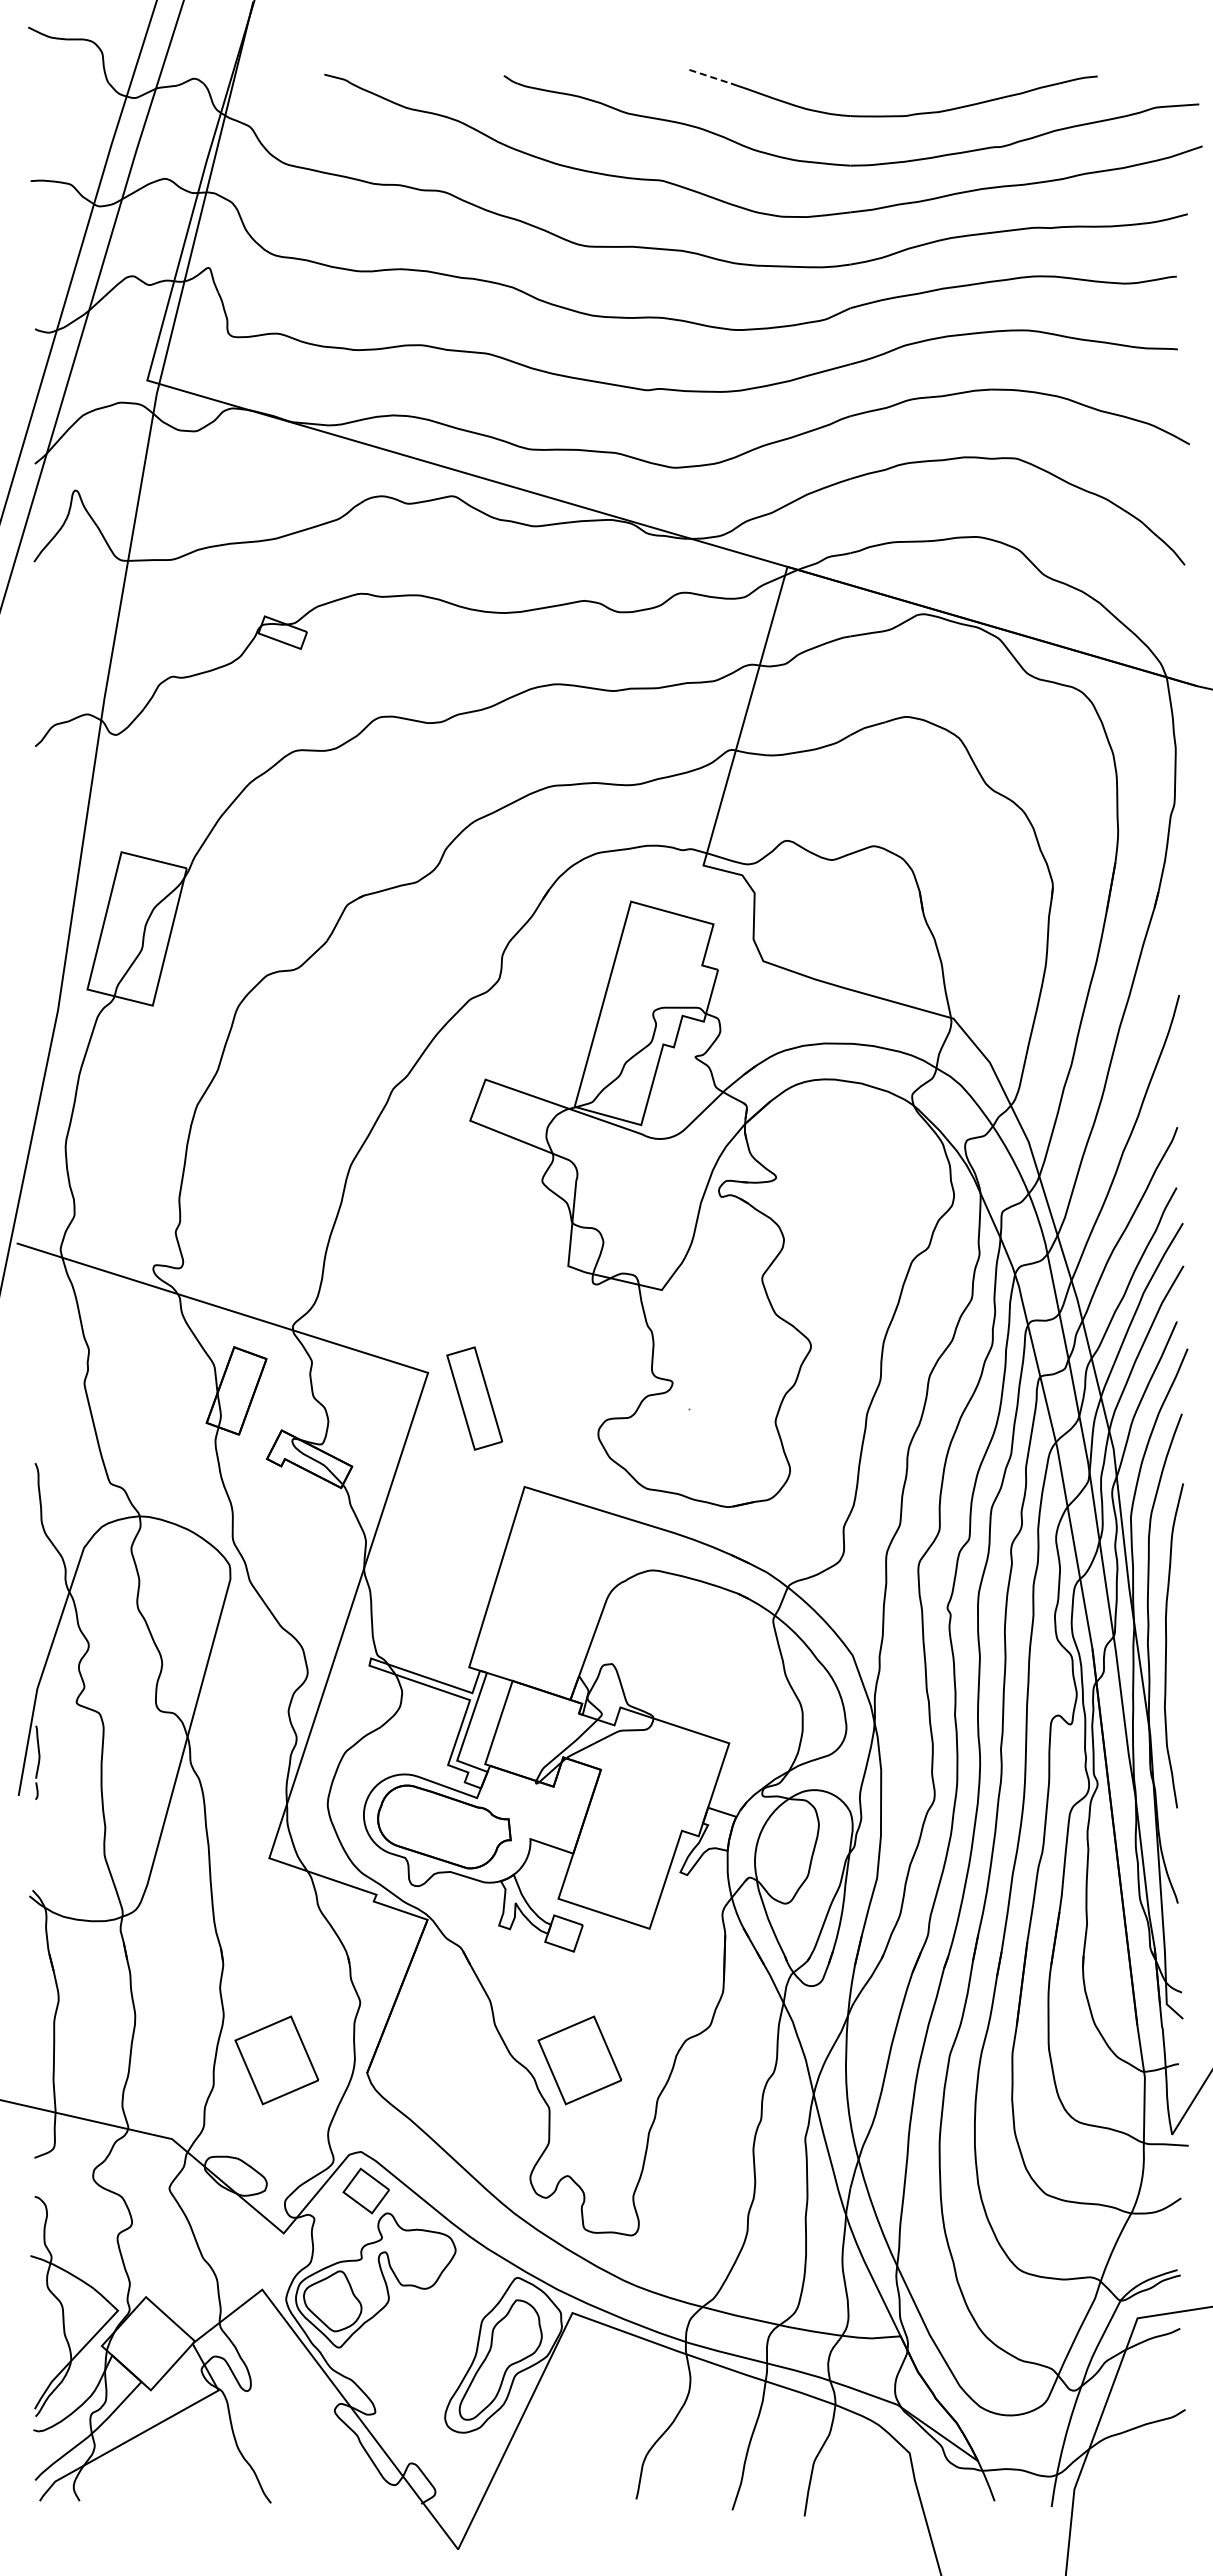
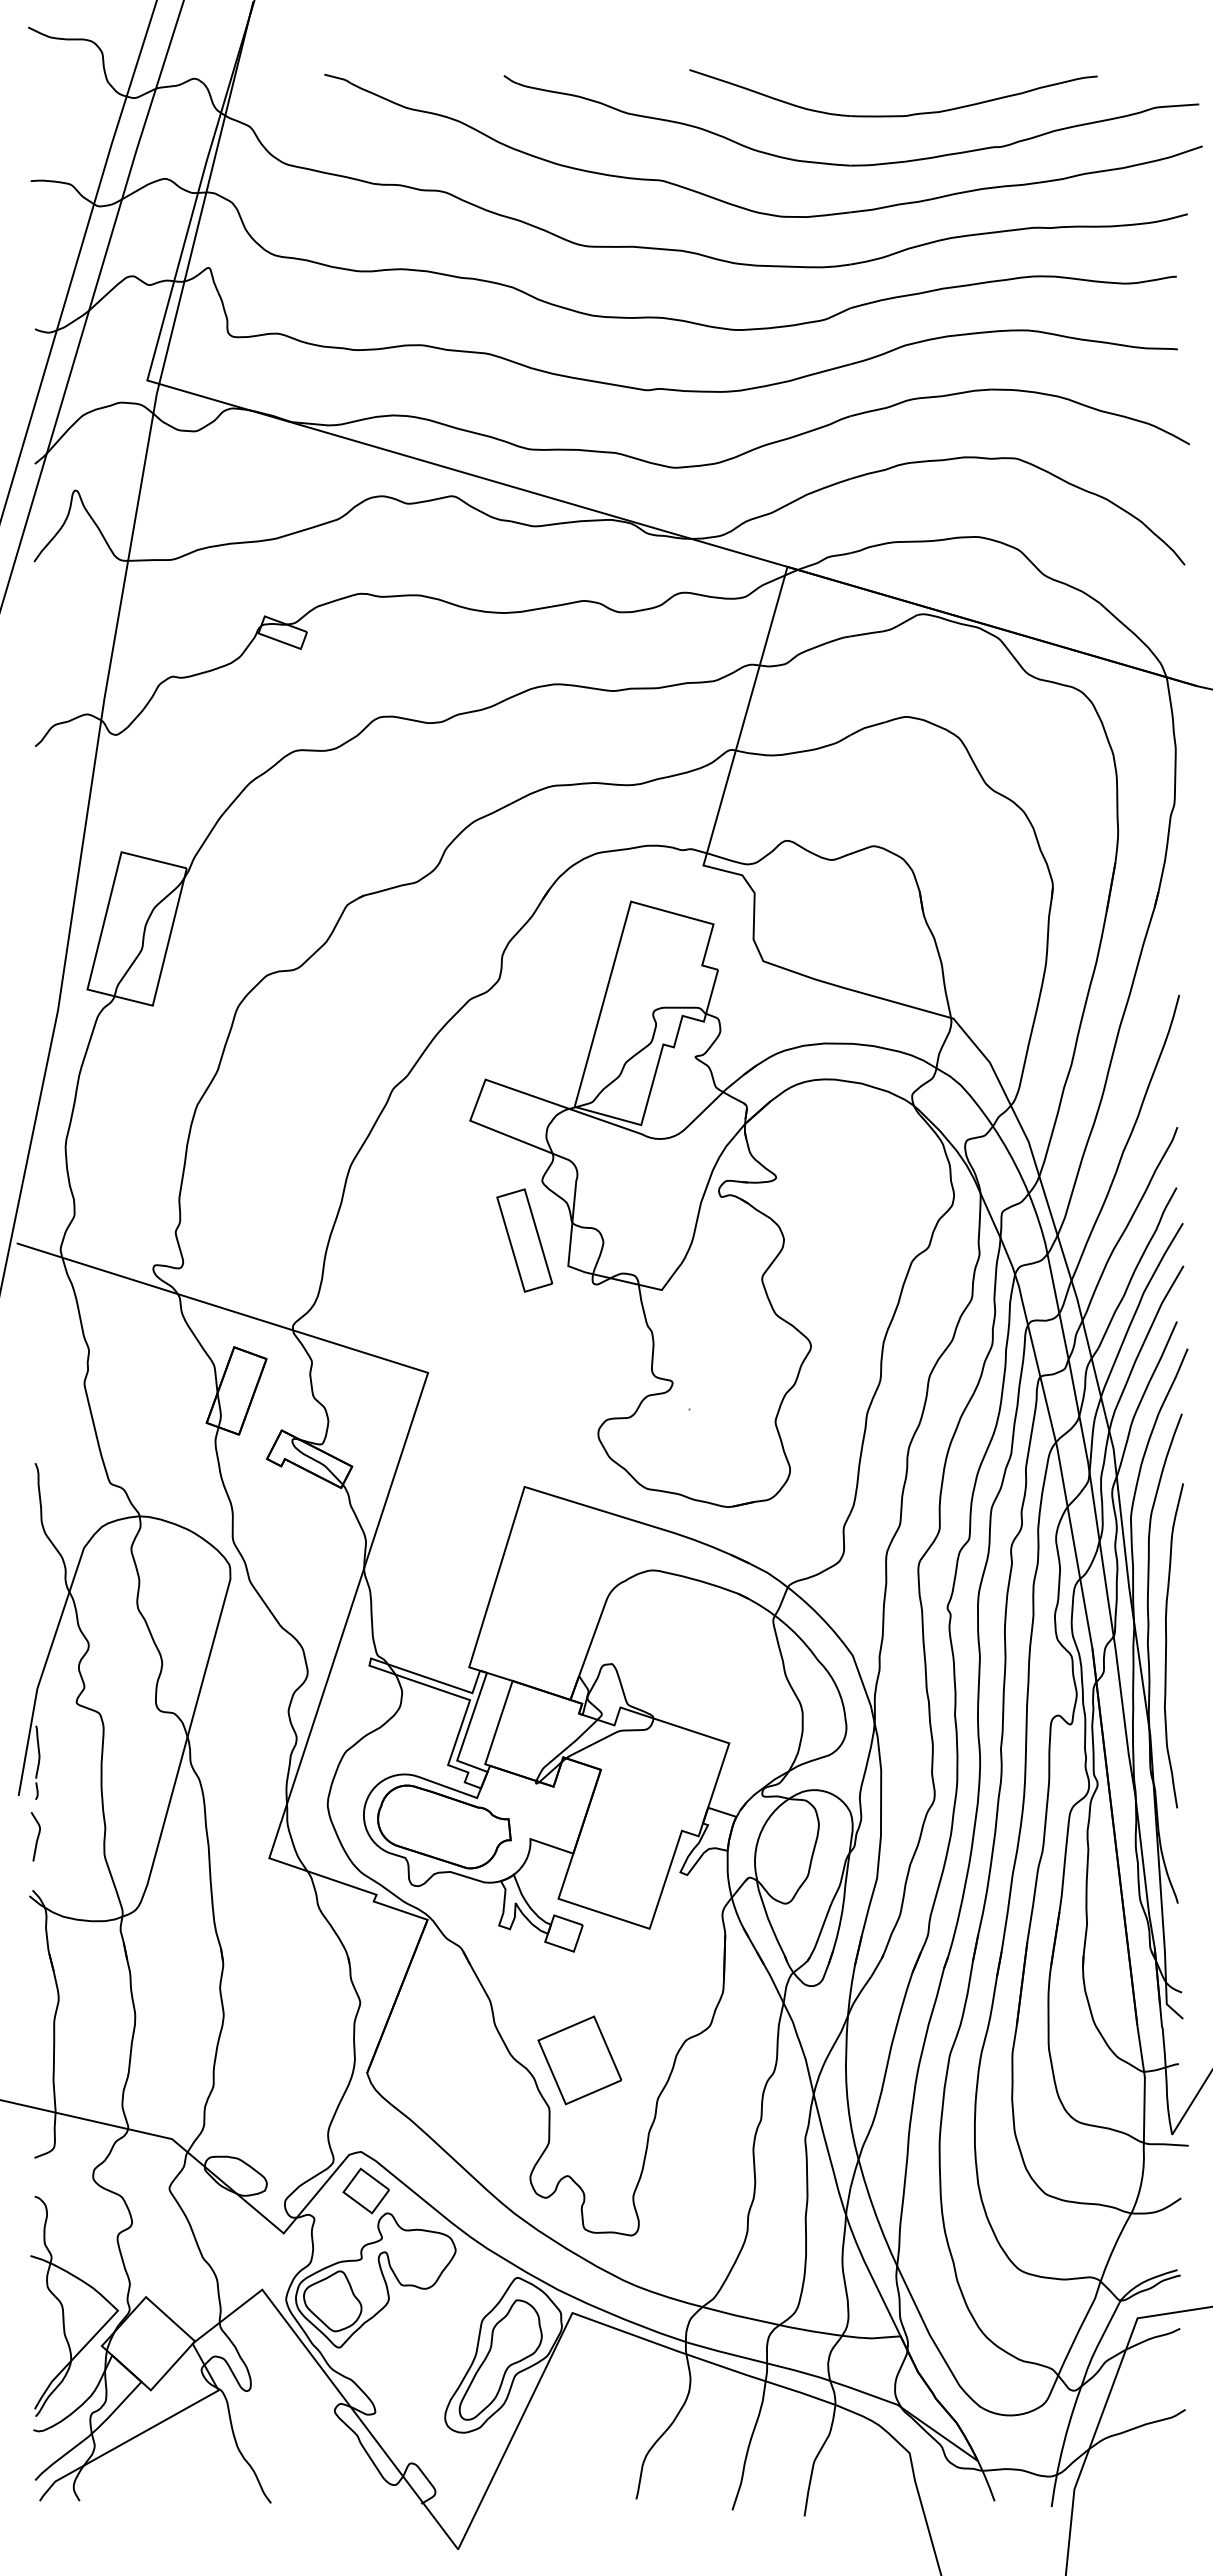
line: dashed -> solid (710, 76)
part position: (474, 1398) -> (524, 1240) (524, 1240)
curve: none -> present (37, 1836)
part: present -> none (276, 2060)
